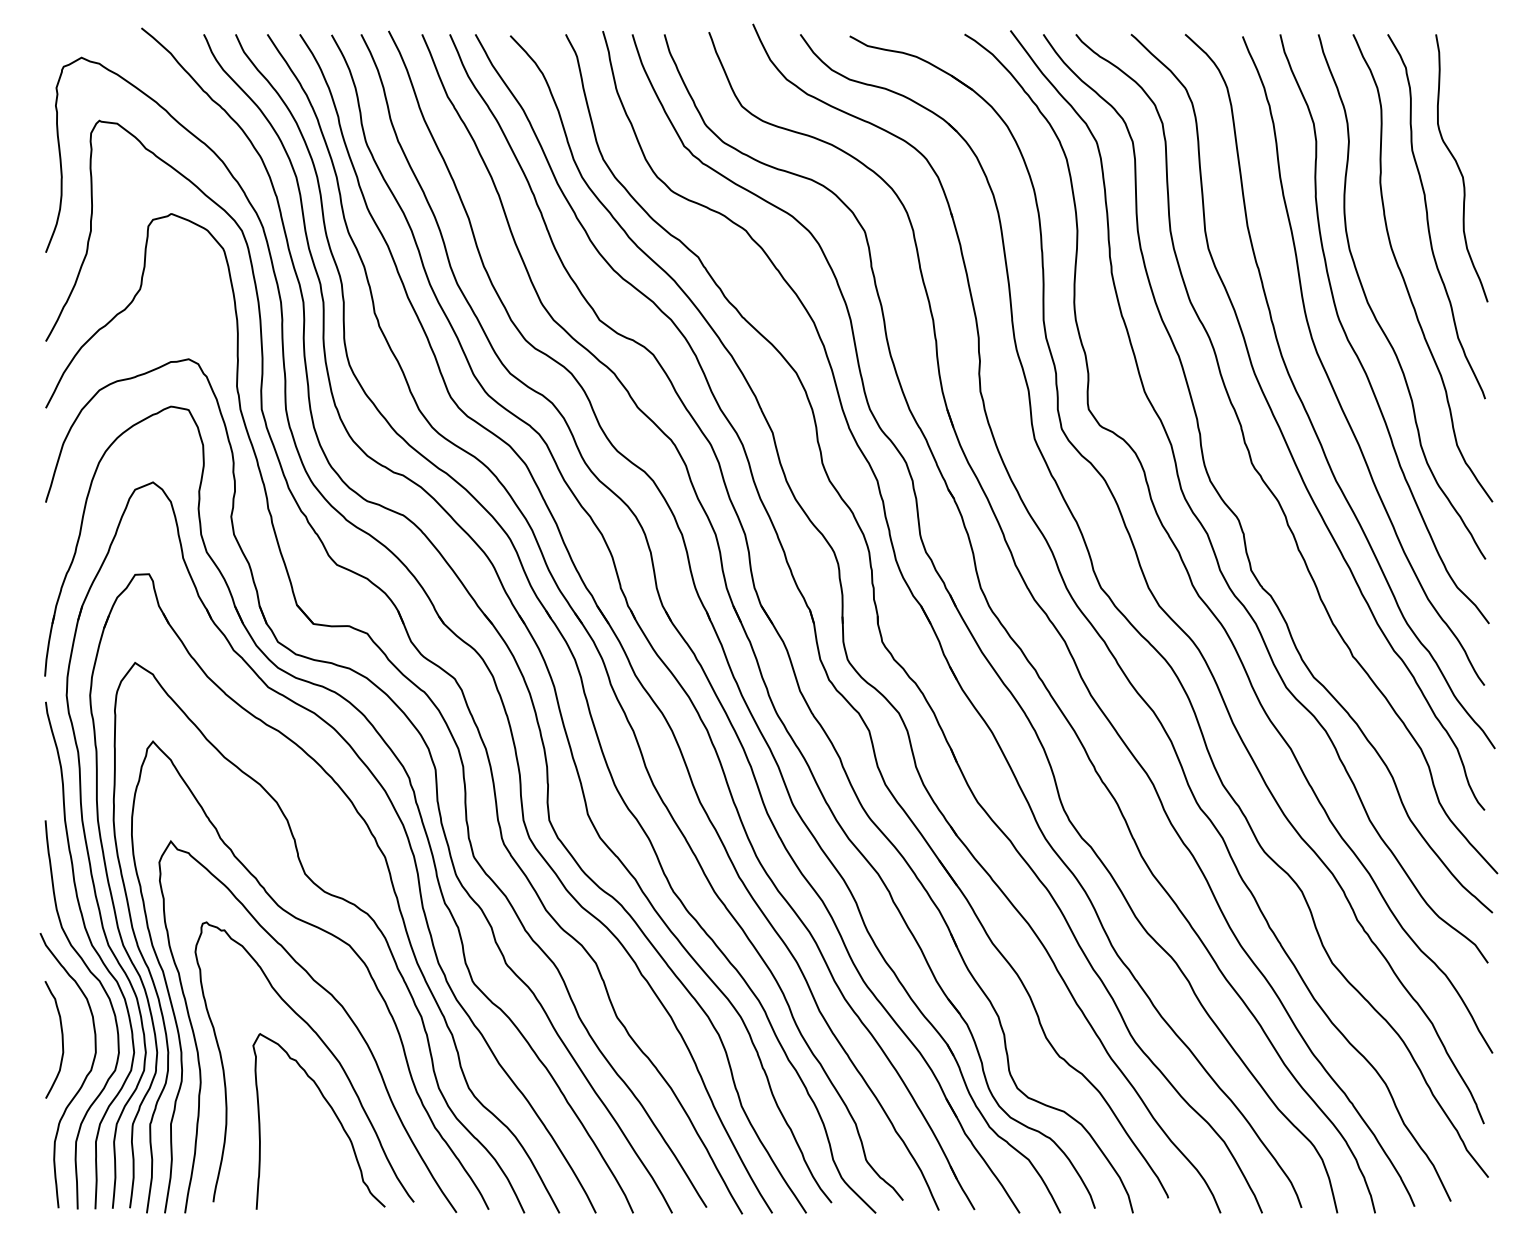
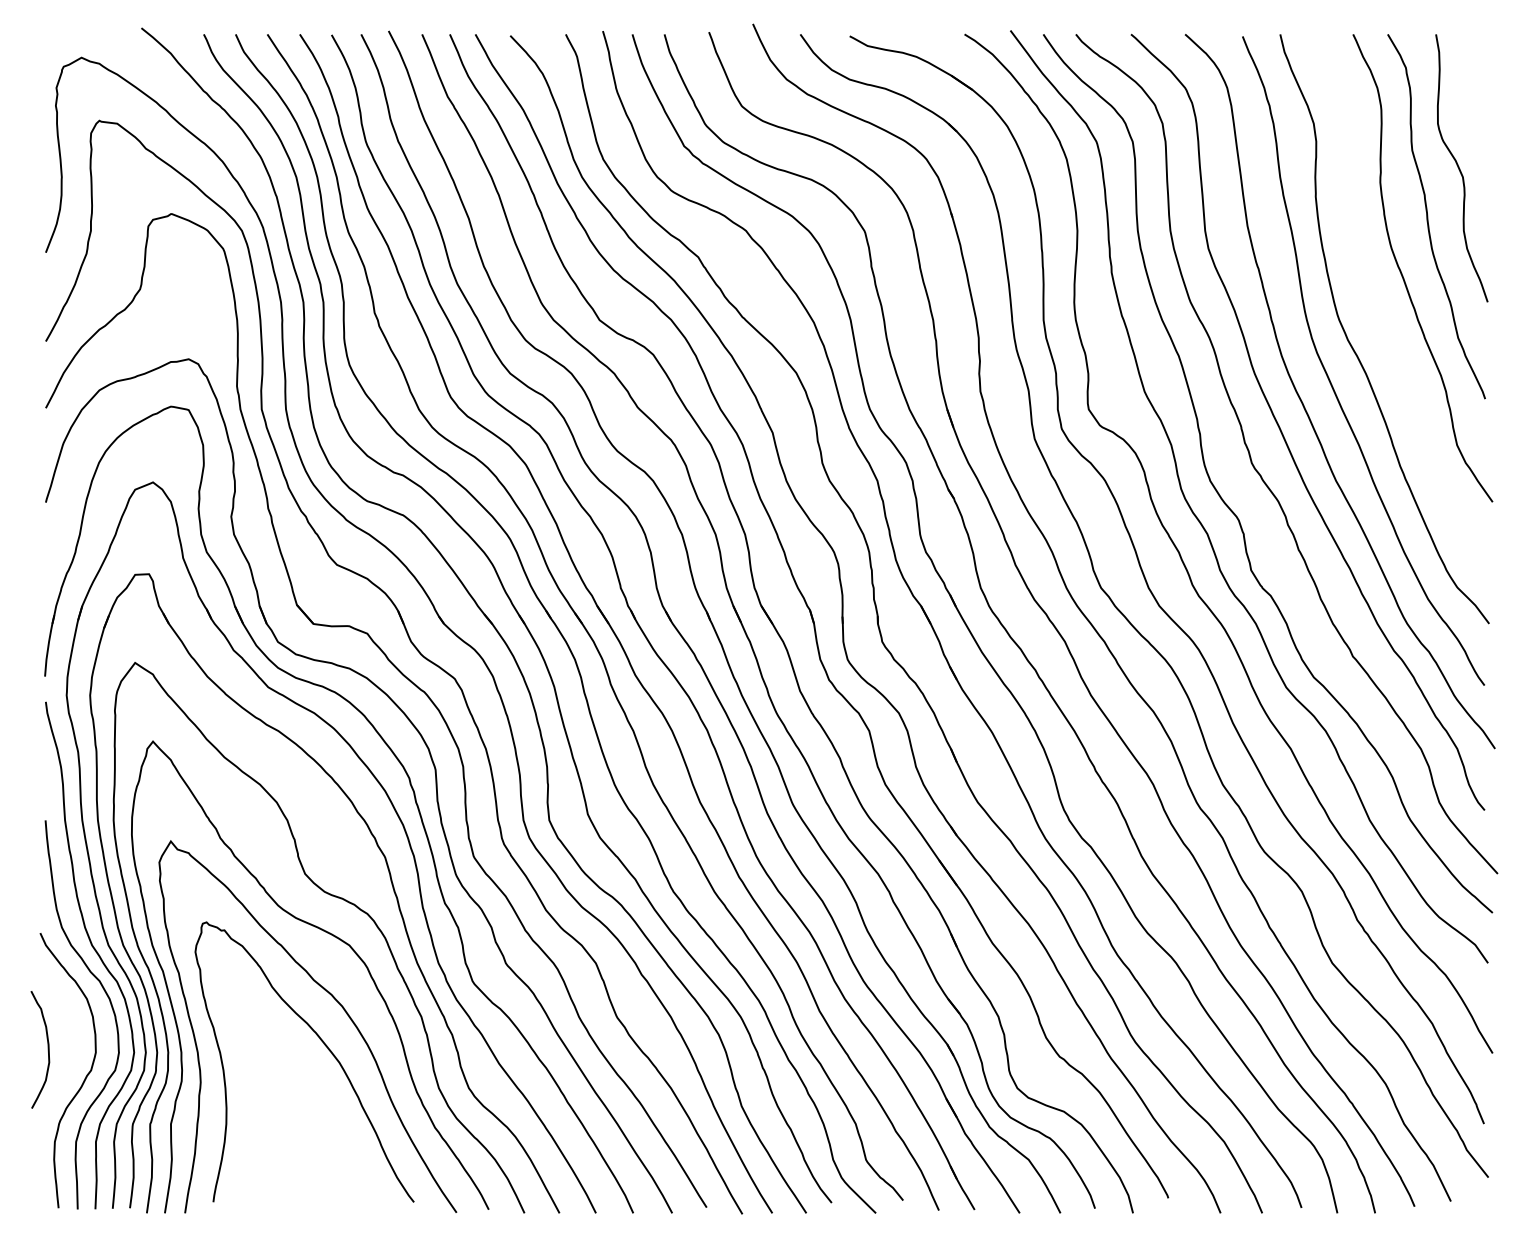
curve: present -> none (1373, 311)
curve position: (61, 1039) -> (47, 1049) (47, 1049)
curve: present -> none (332, 1111)
